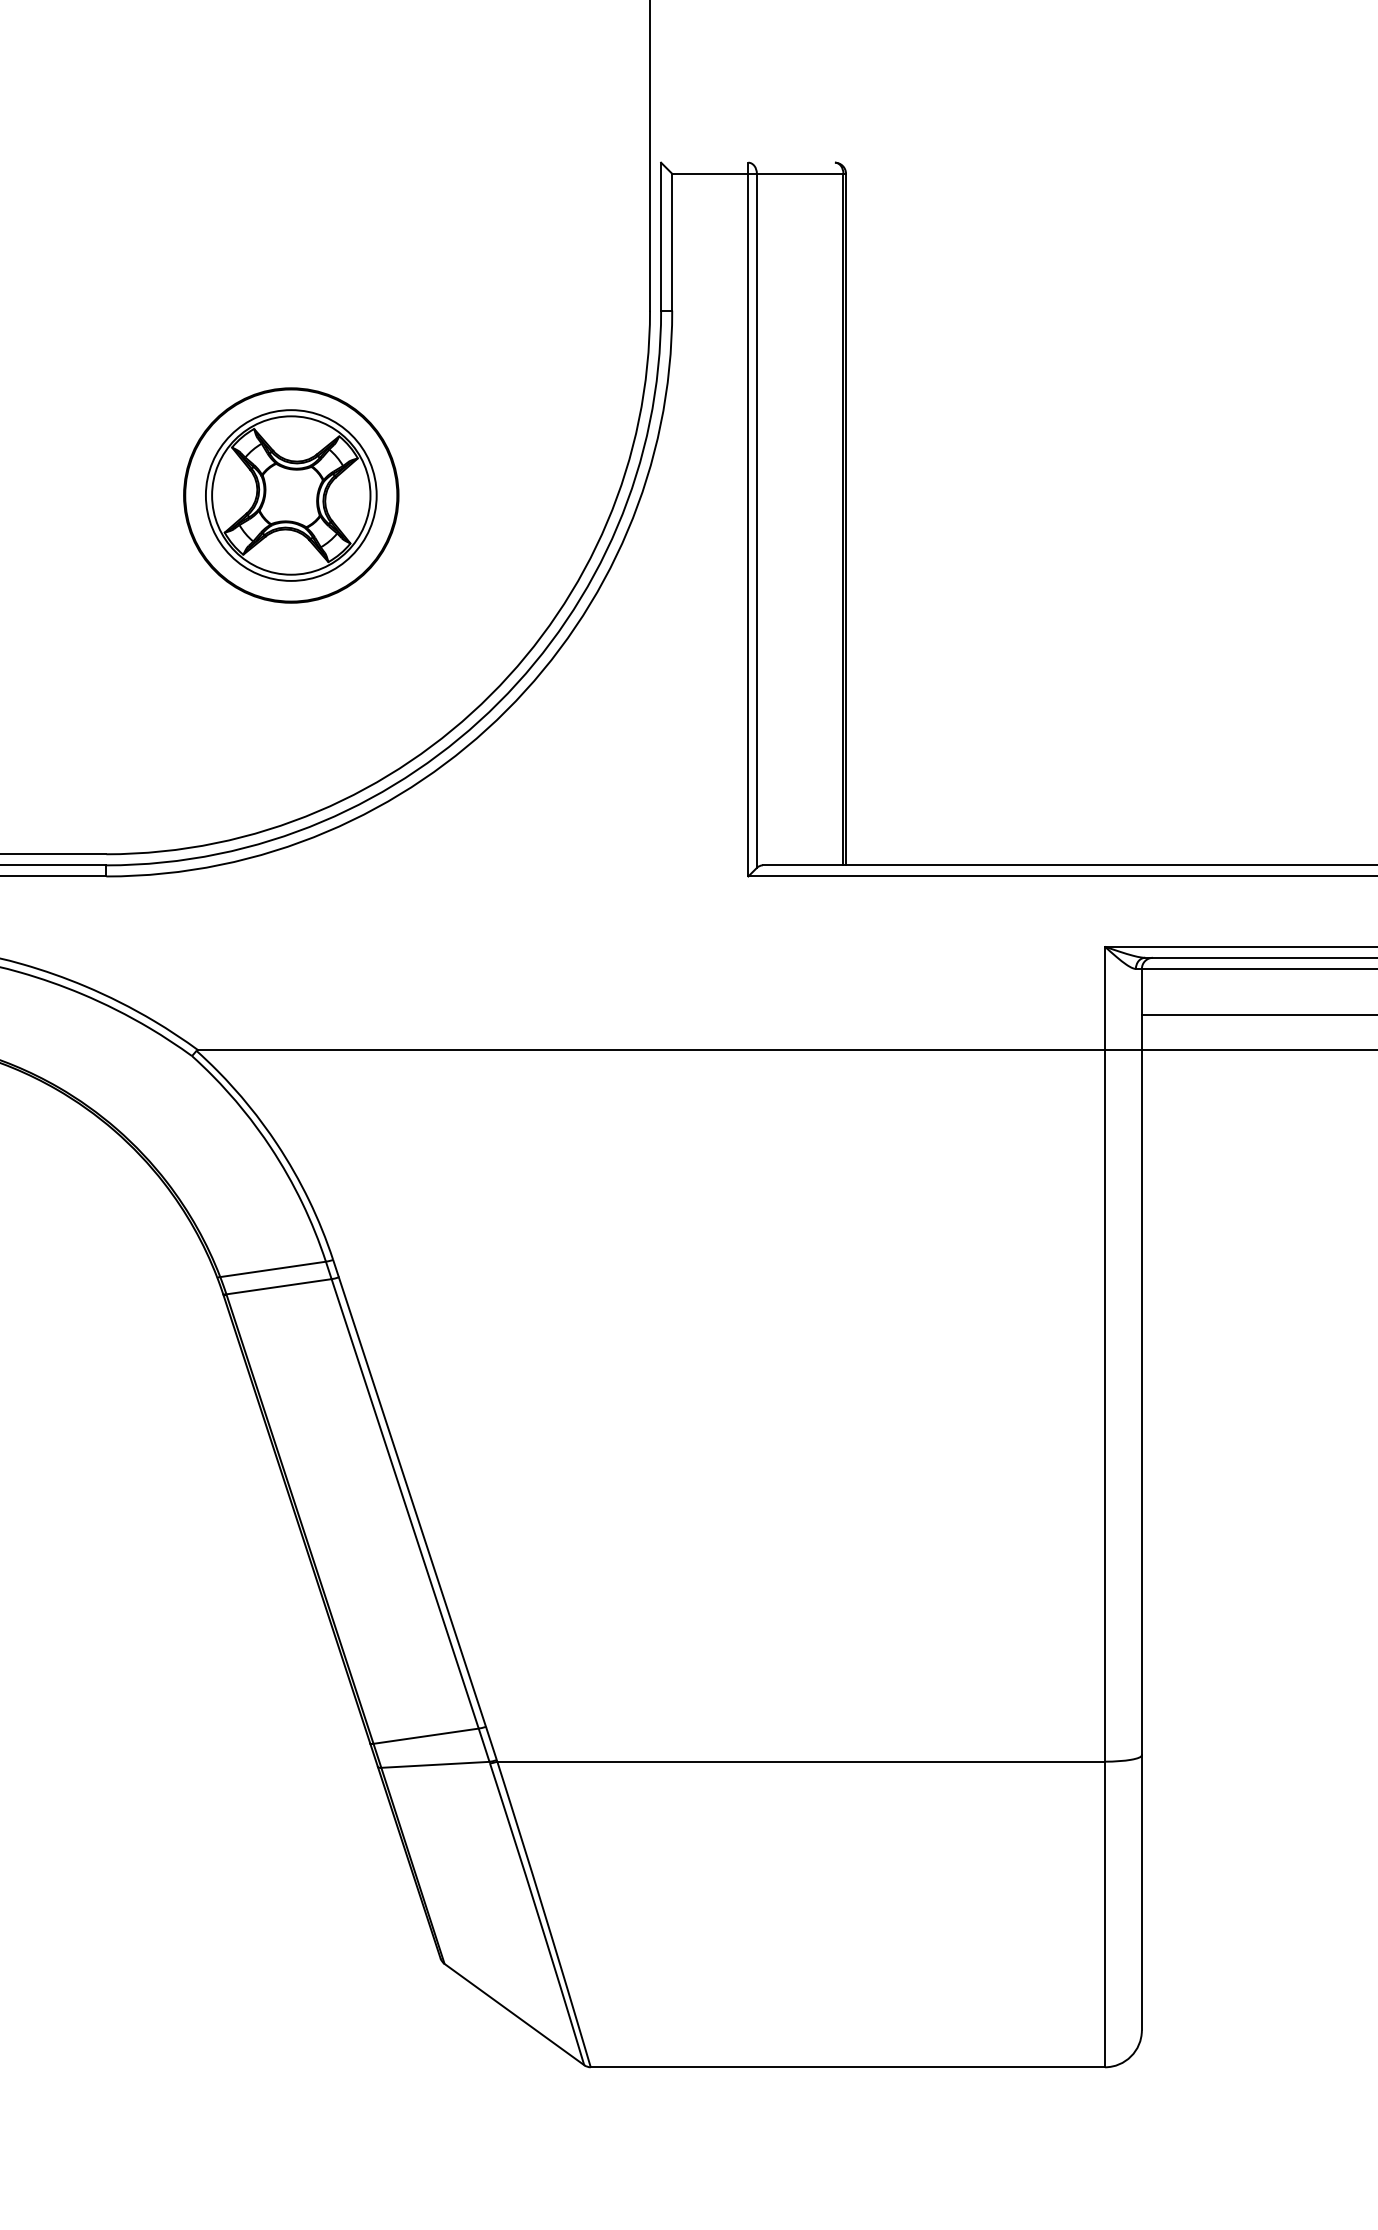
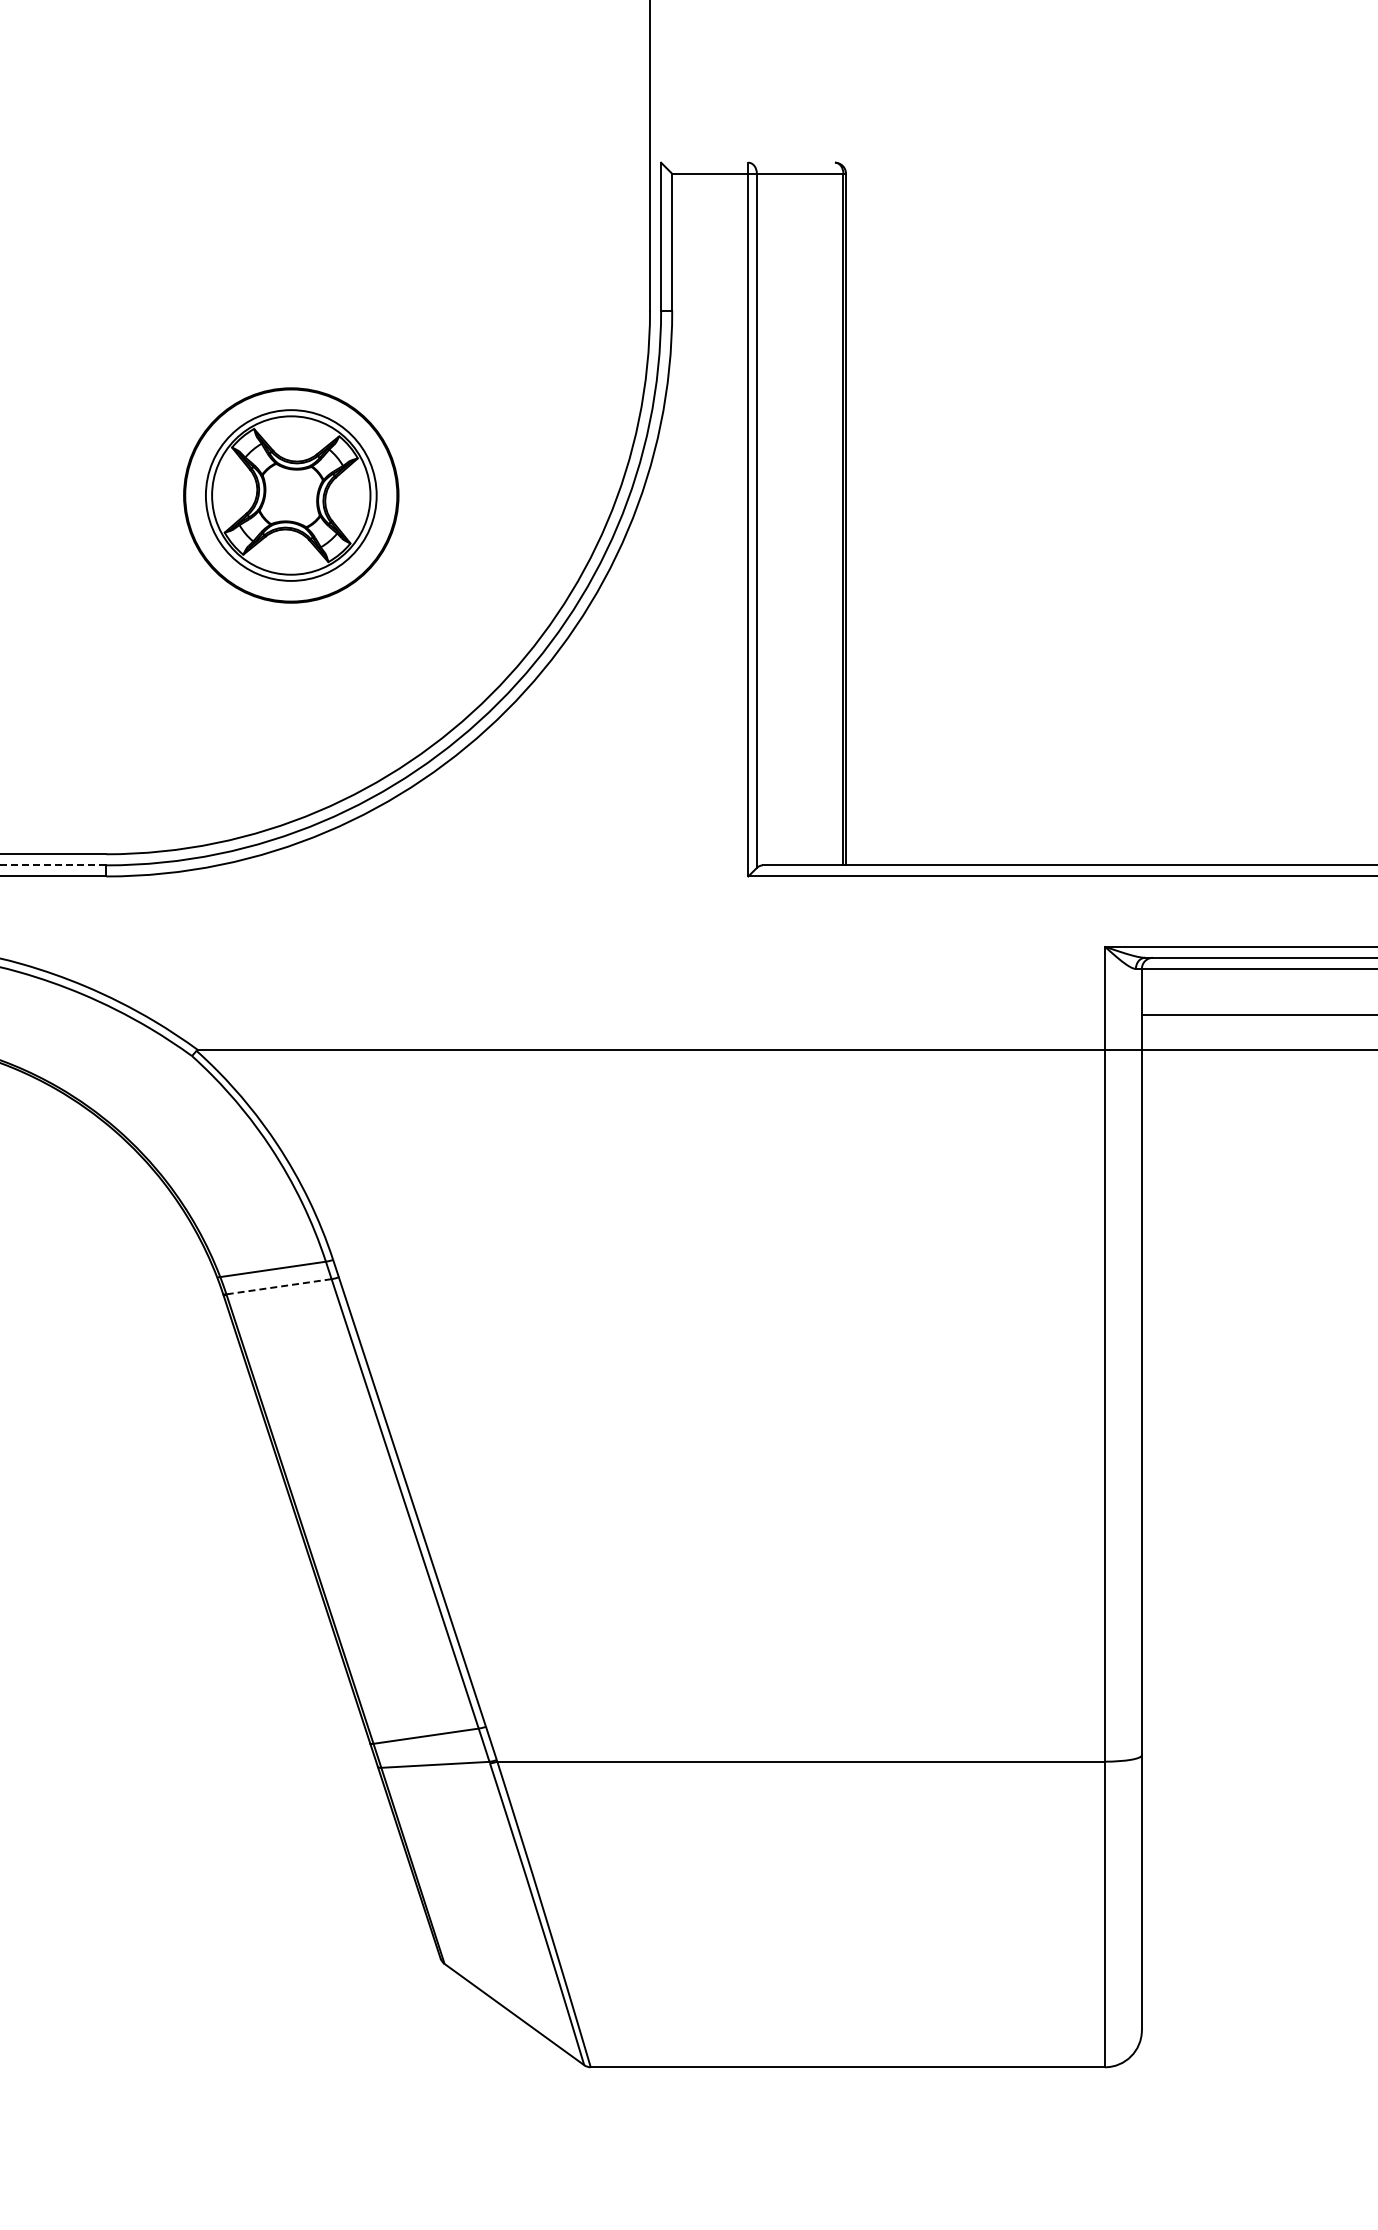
line: solid -> dashed (53, 865)
line: solid -> dashed (278, 1286)
